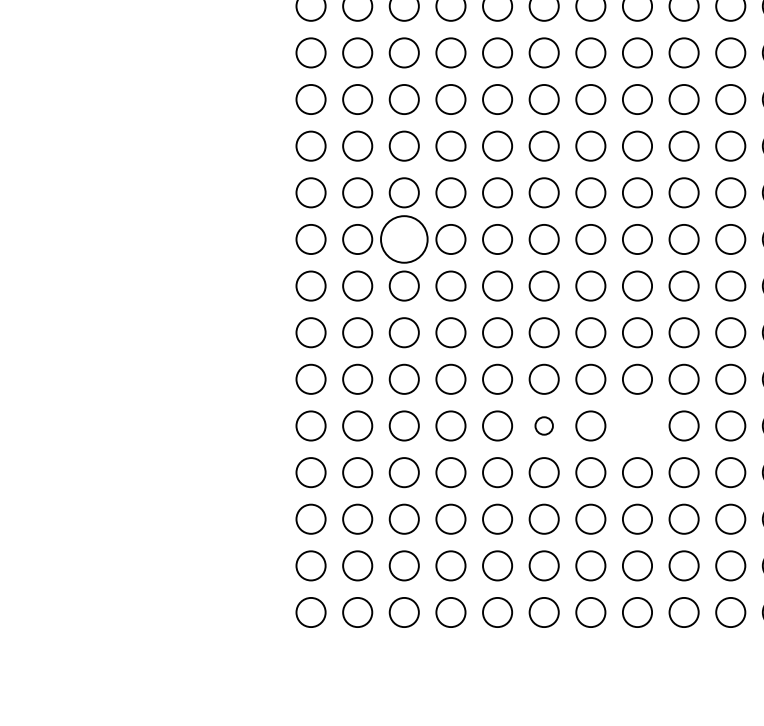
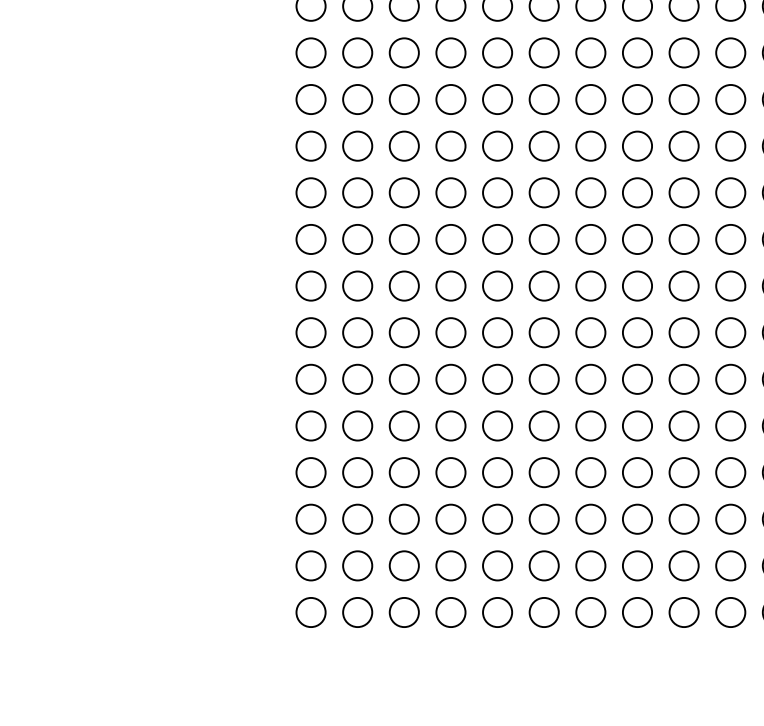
circle diameter: 47 px -> 29 px (403, 239)
circle diameter: 17 px -> 29 px (543, 425)
circle: none -> present (637, 425)
